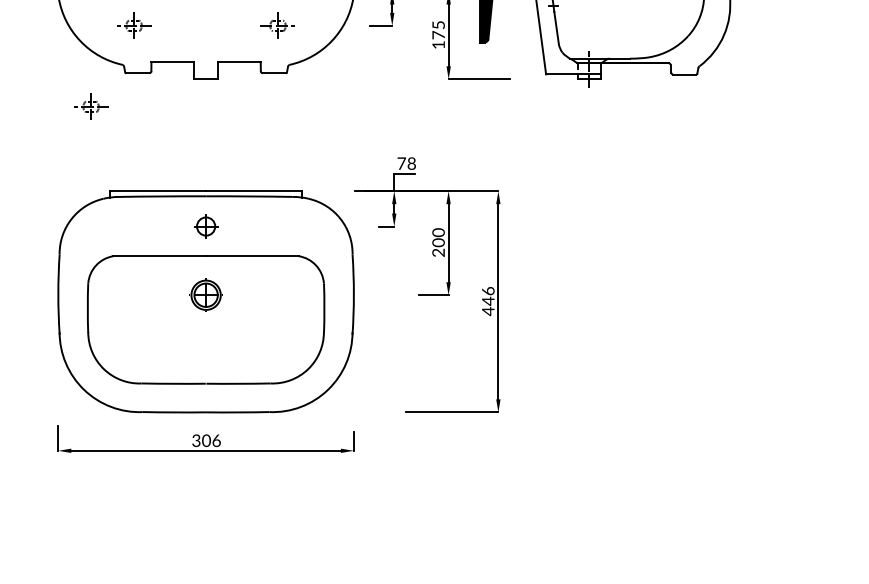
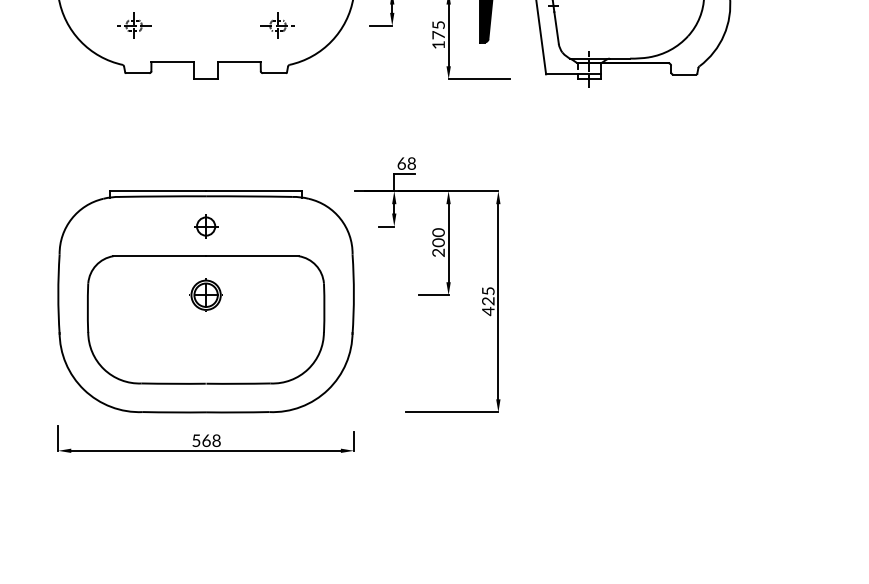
part: present -> none (91, 106)
text: 78 -> 68 (401, 163)
text: 446 -> 425 (488, 296)
text: 306 -> 568 (206, 440)
